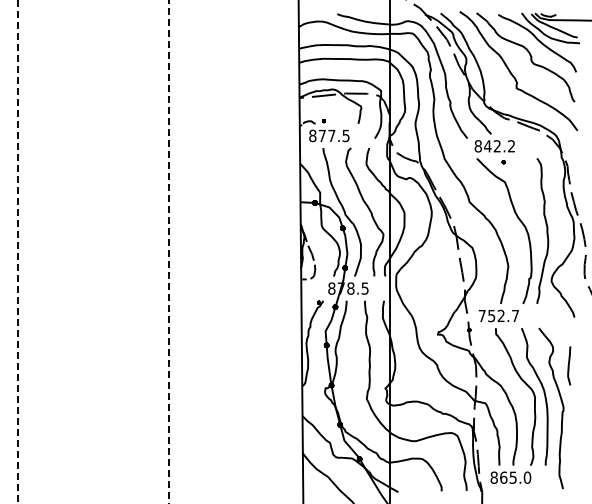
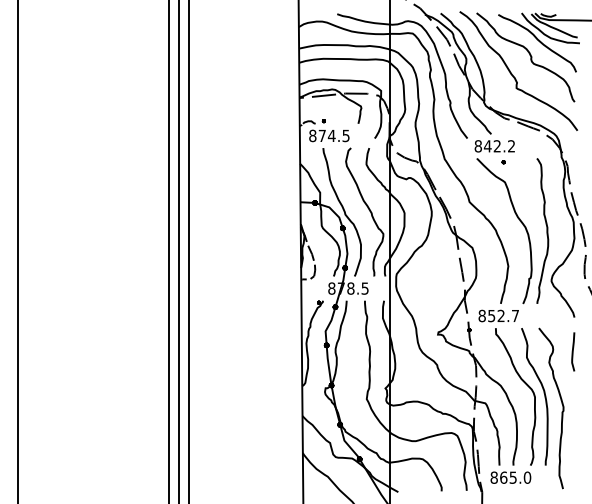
text: 877.5 -> 874.5 (331, 135)
line: none -> present (179, 251)
line: none -> present (189, 251)
line: dashed -> solid (17, 252)
line: dashed -> solid (169, 252)
text: 752.7 -> 852.7 (481, 315)
curve position: (569, 365) -> (573, 351) (573, 351)
